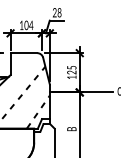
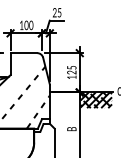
text: 28 -> 25 (59, 12)
text: 104 -> 100 (31, 25)
hatch: none -> present (96, 100)
